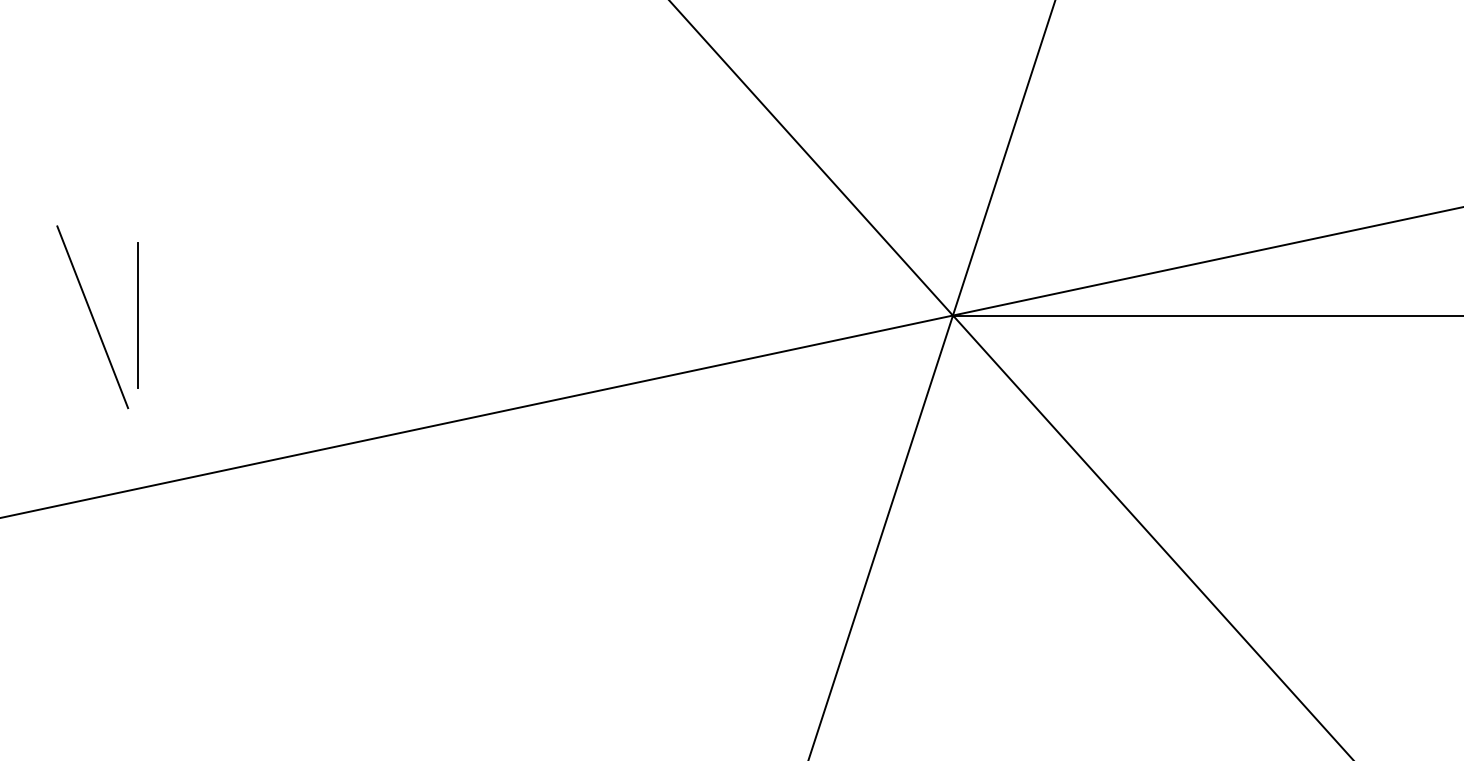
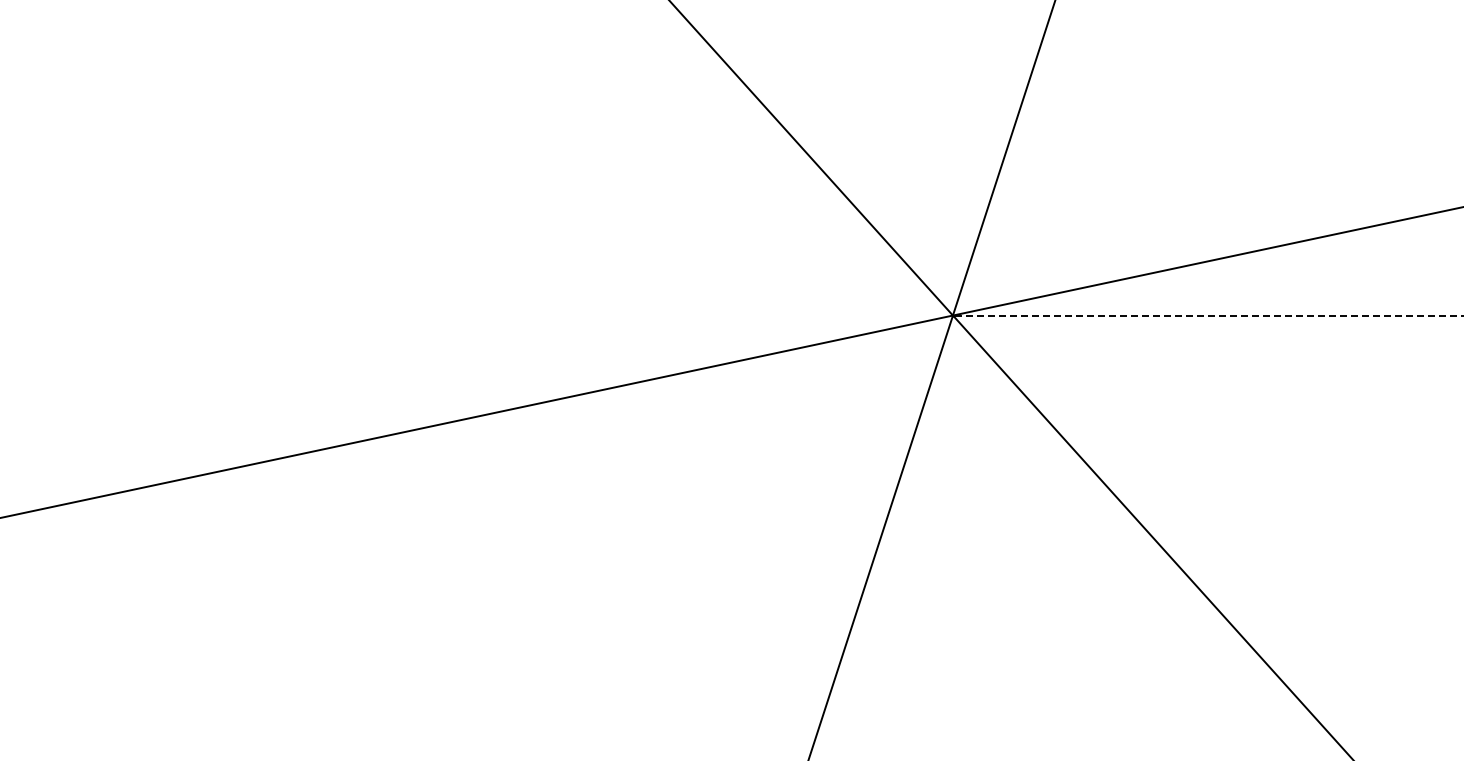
line: present -> none (137, 315)
line: solid -> dashed (1207, 315)
line: present -> none (92, 317)
